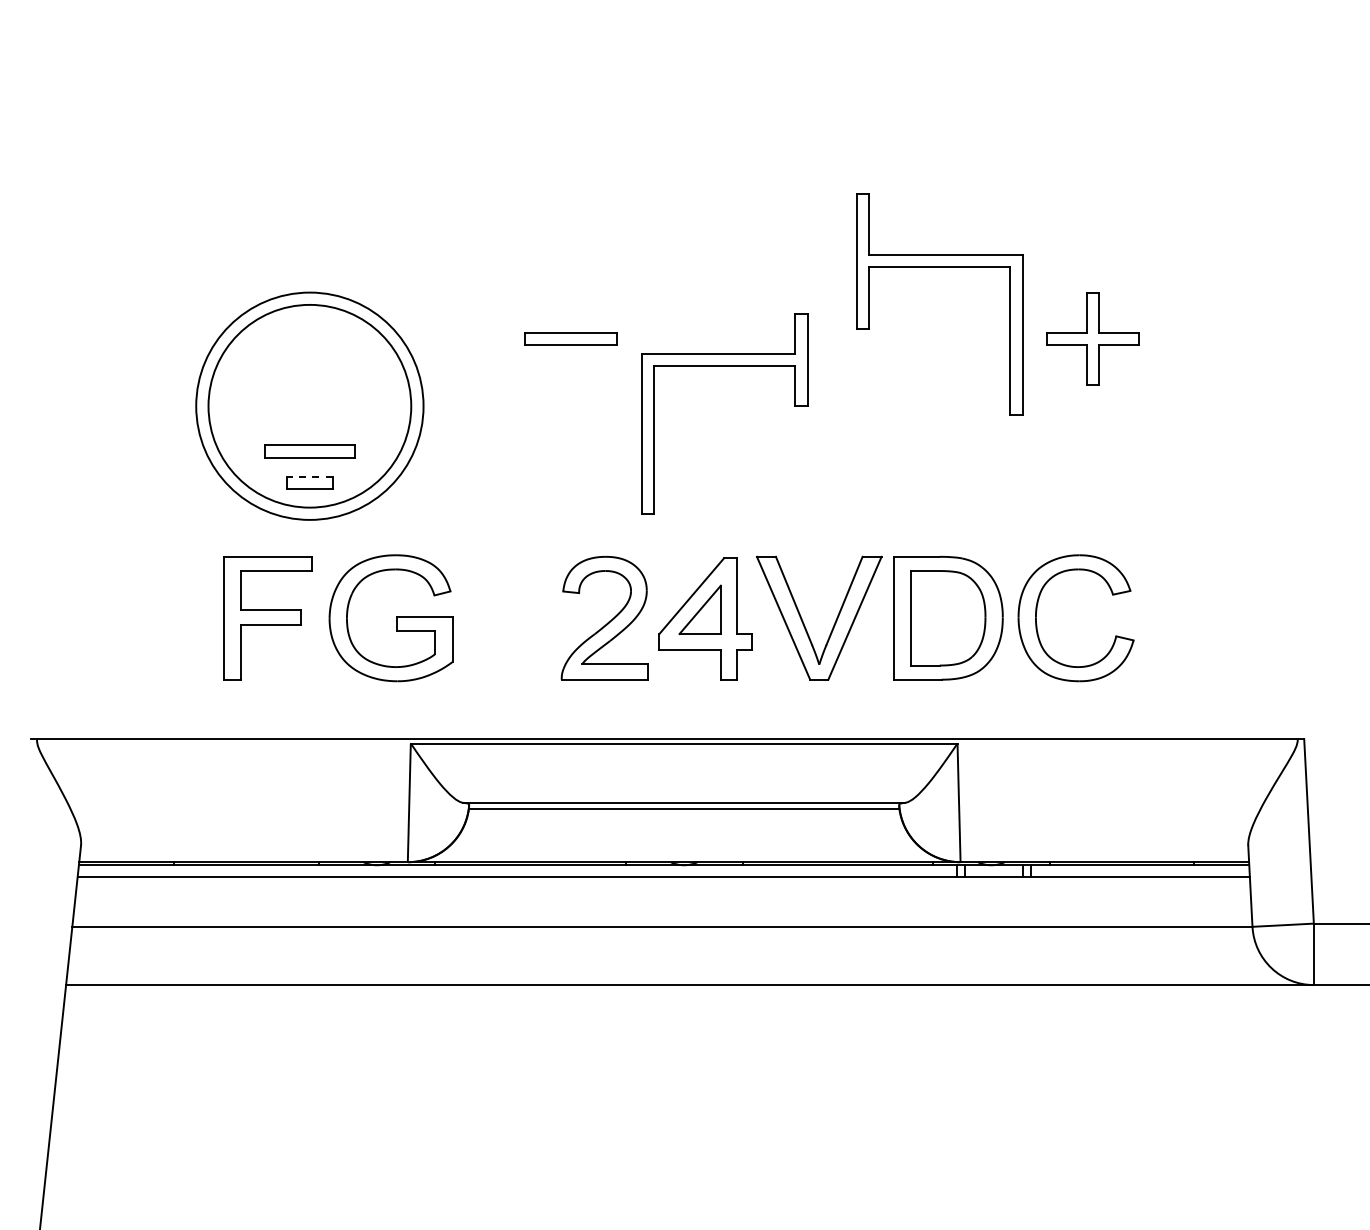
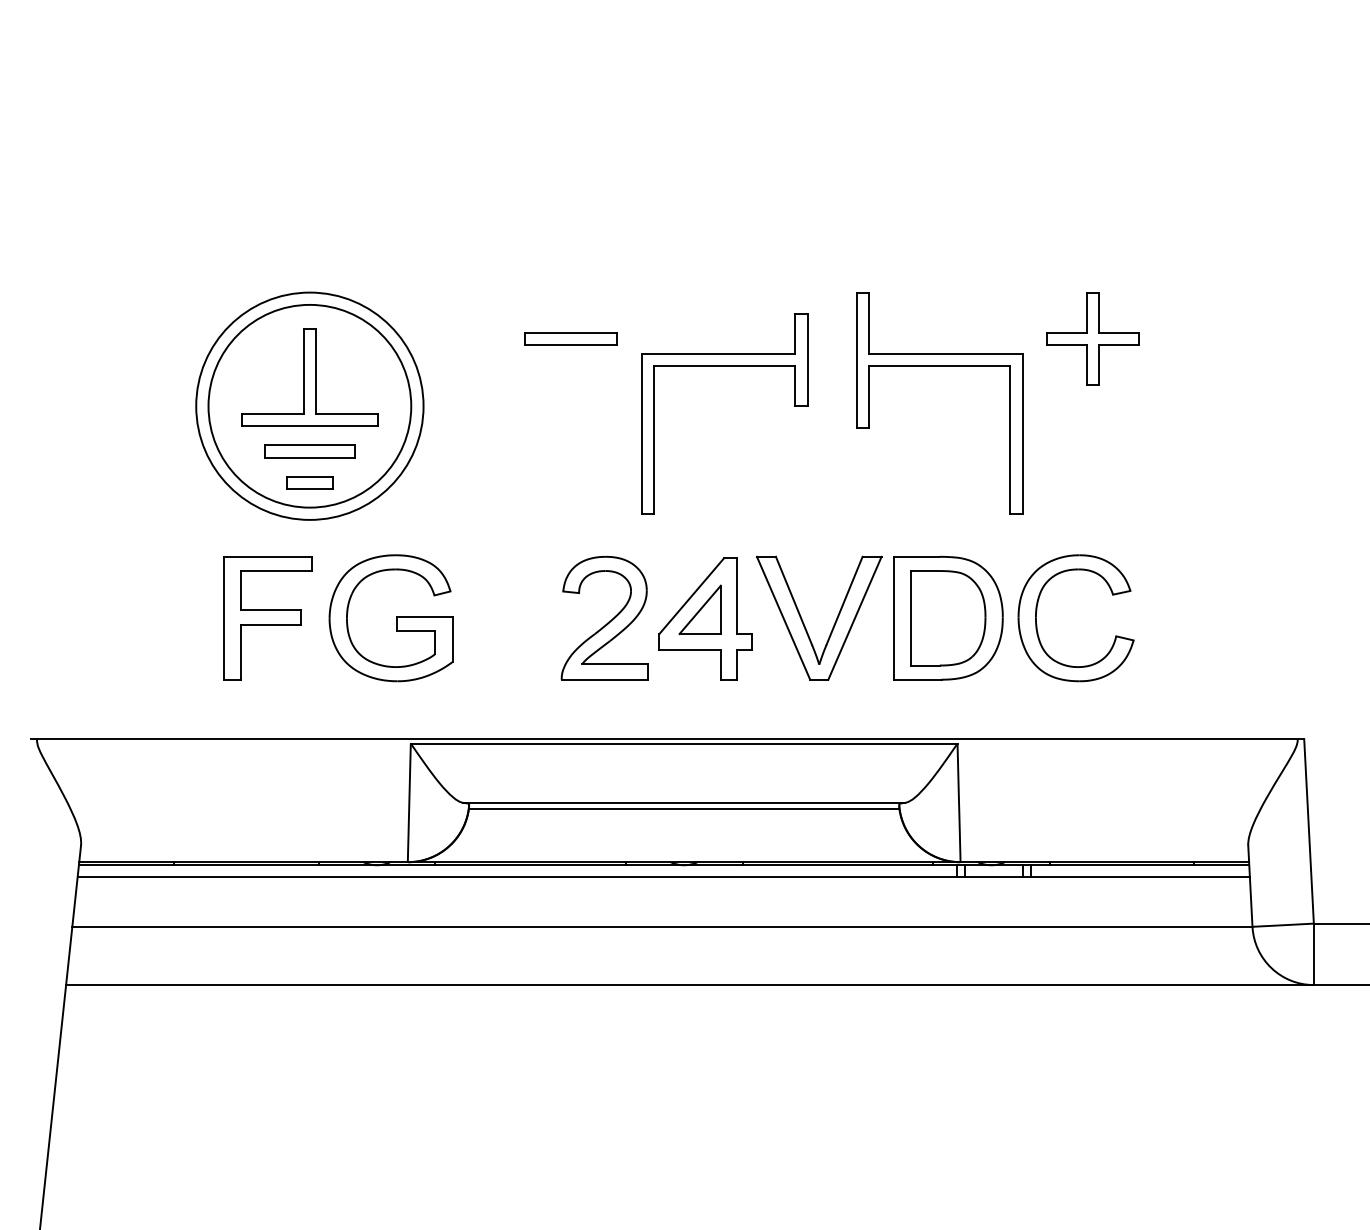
part position: (939, 267) -> (939, 366) (939, 366)
part: none -> present (309, 377)
line: dashed -> solid (309, 476)
